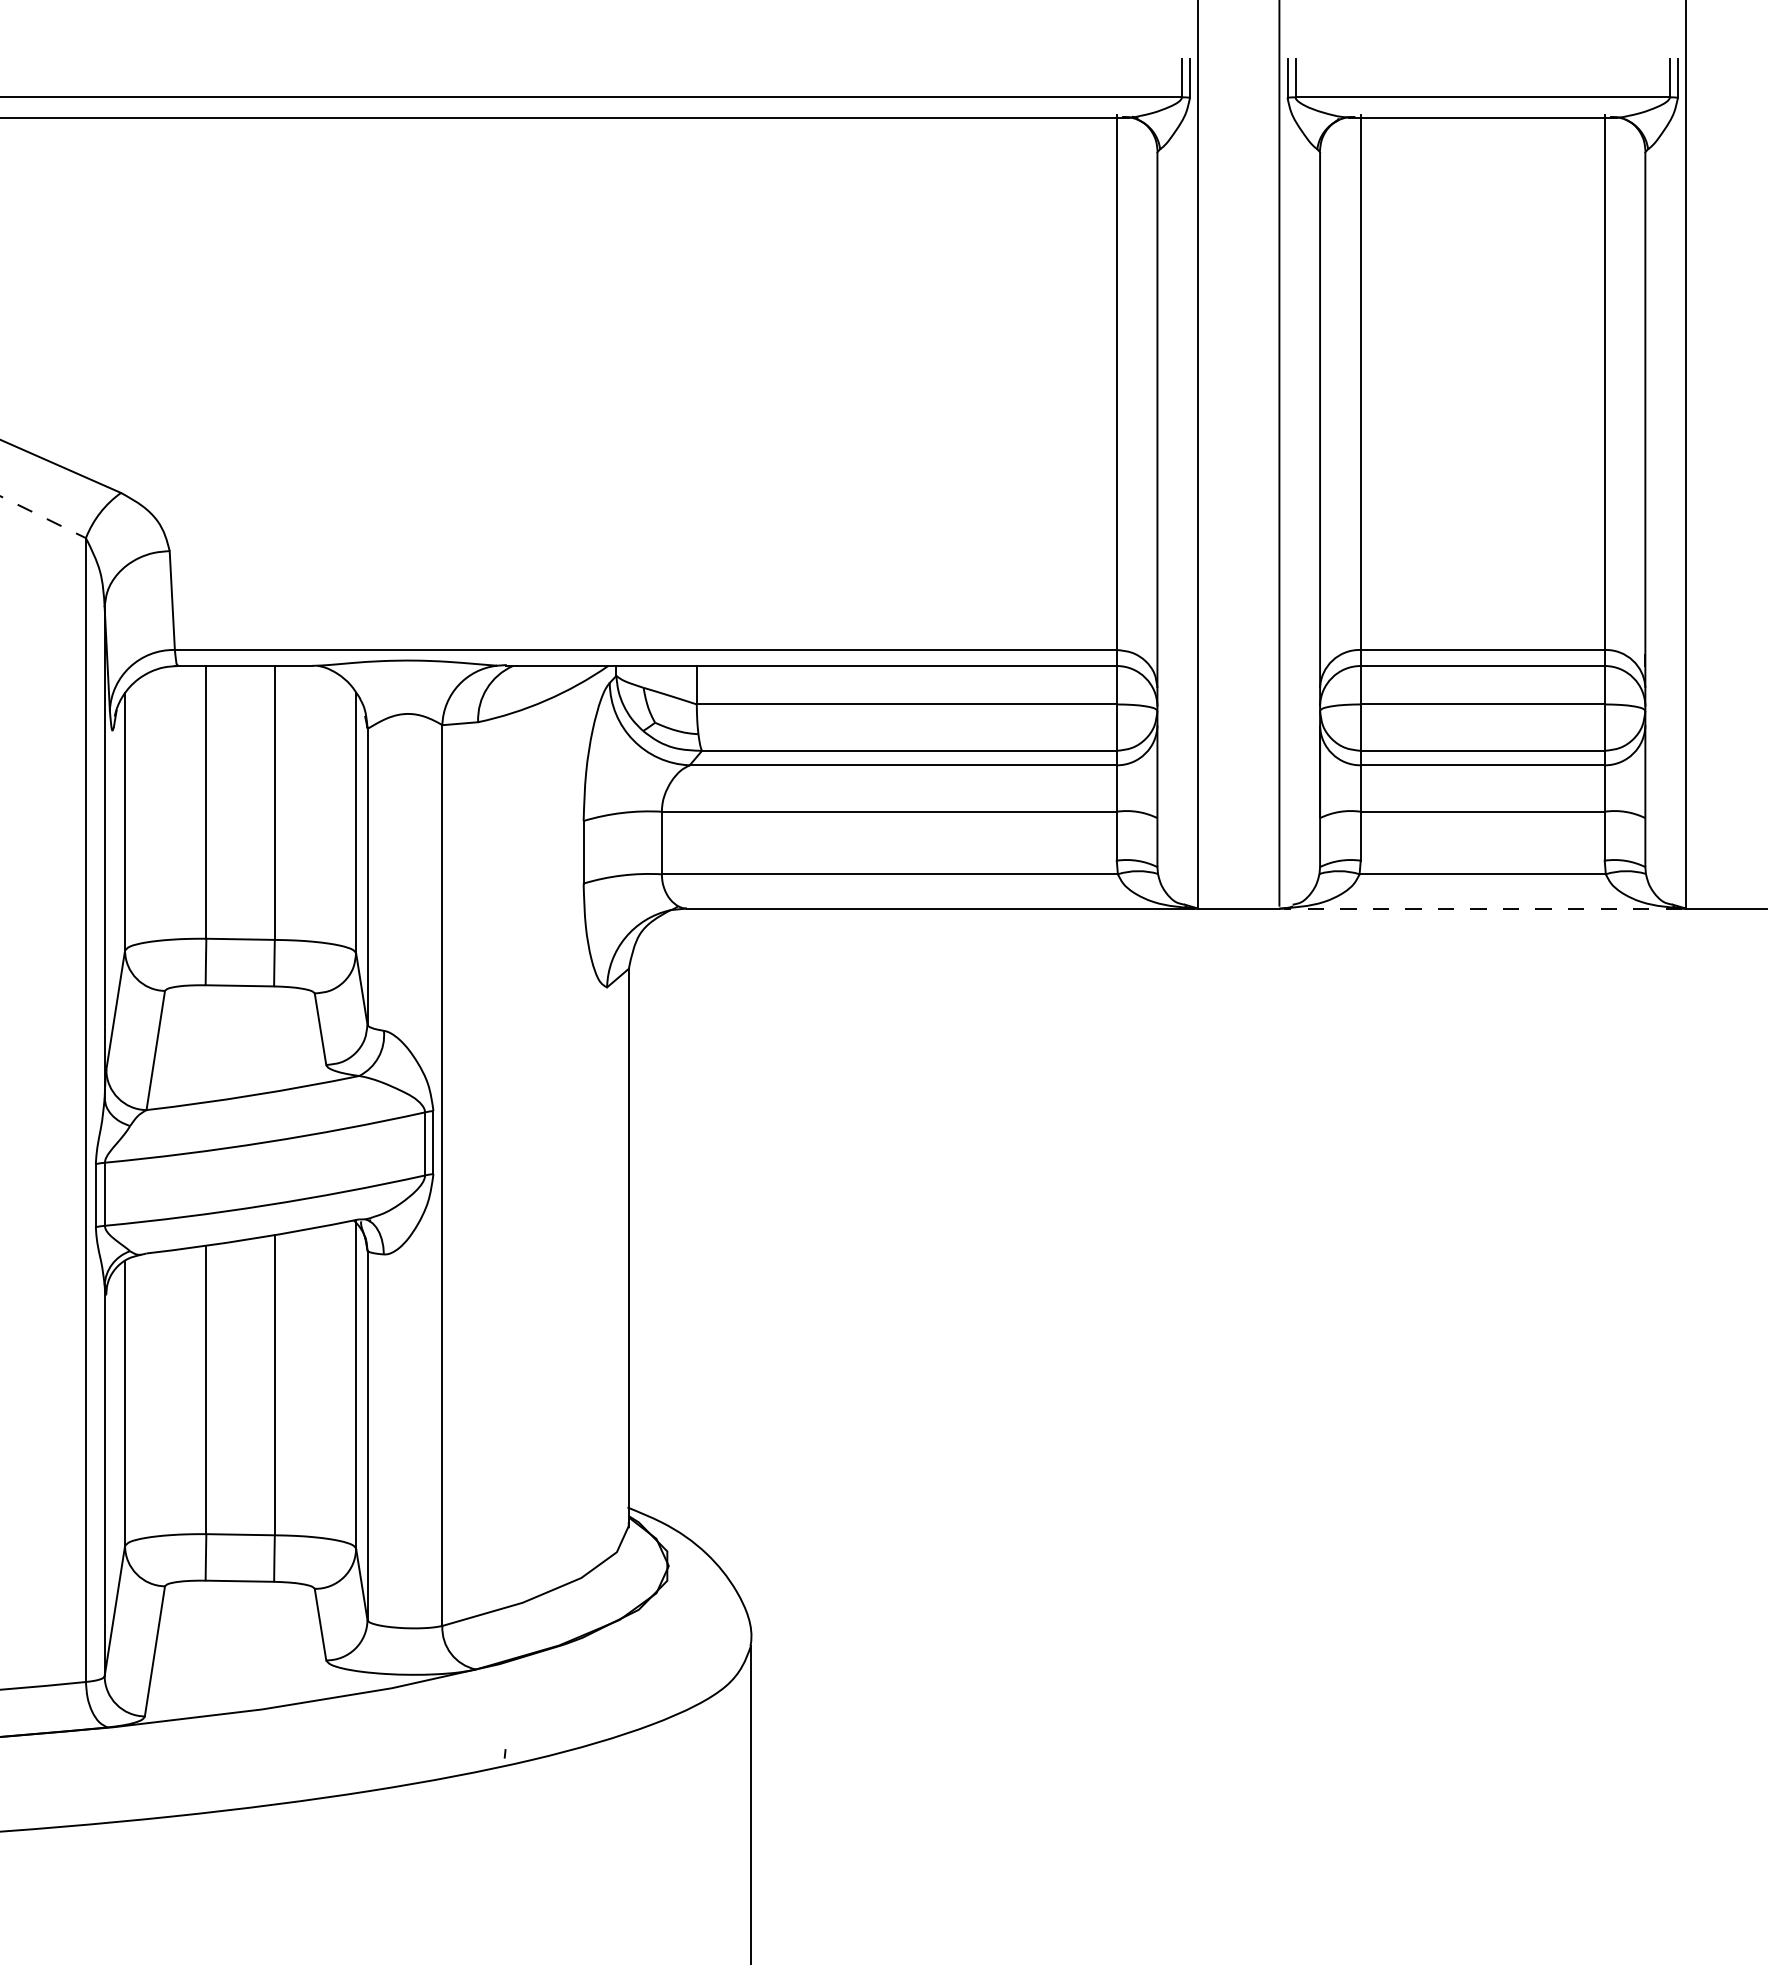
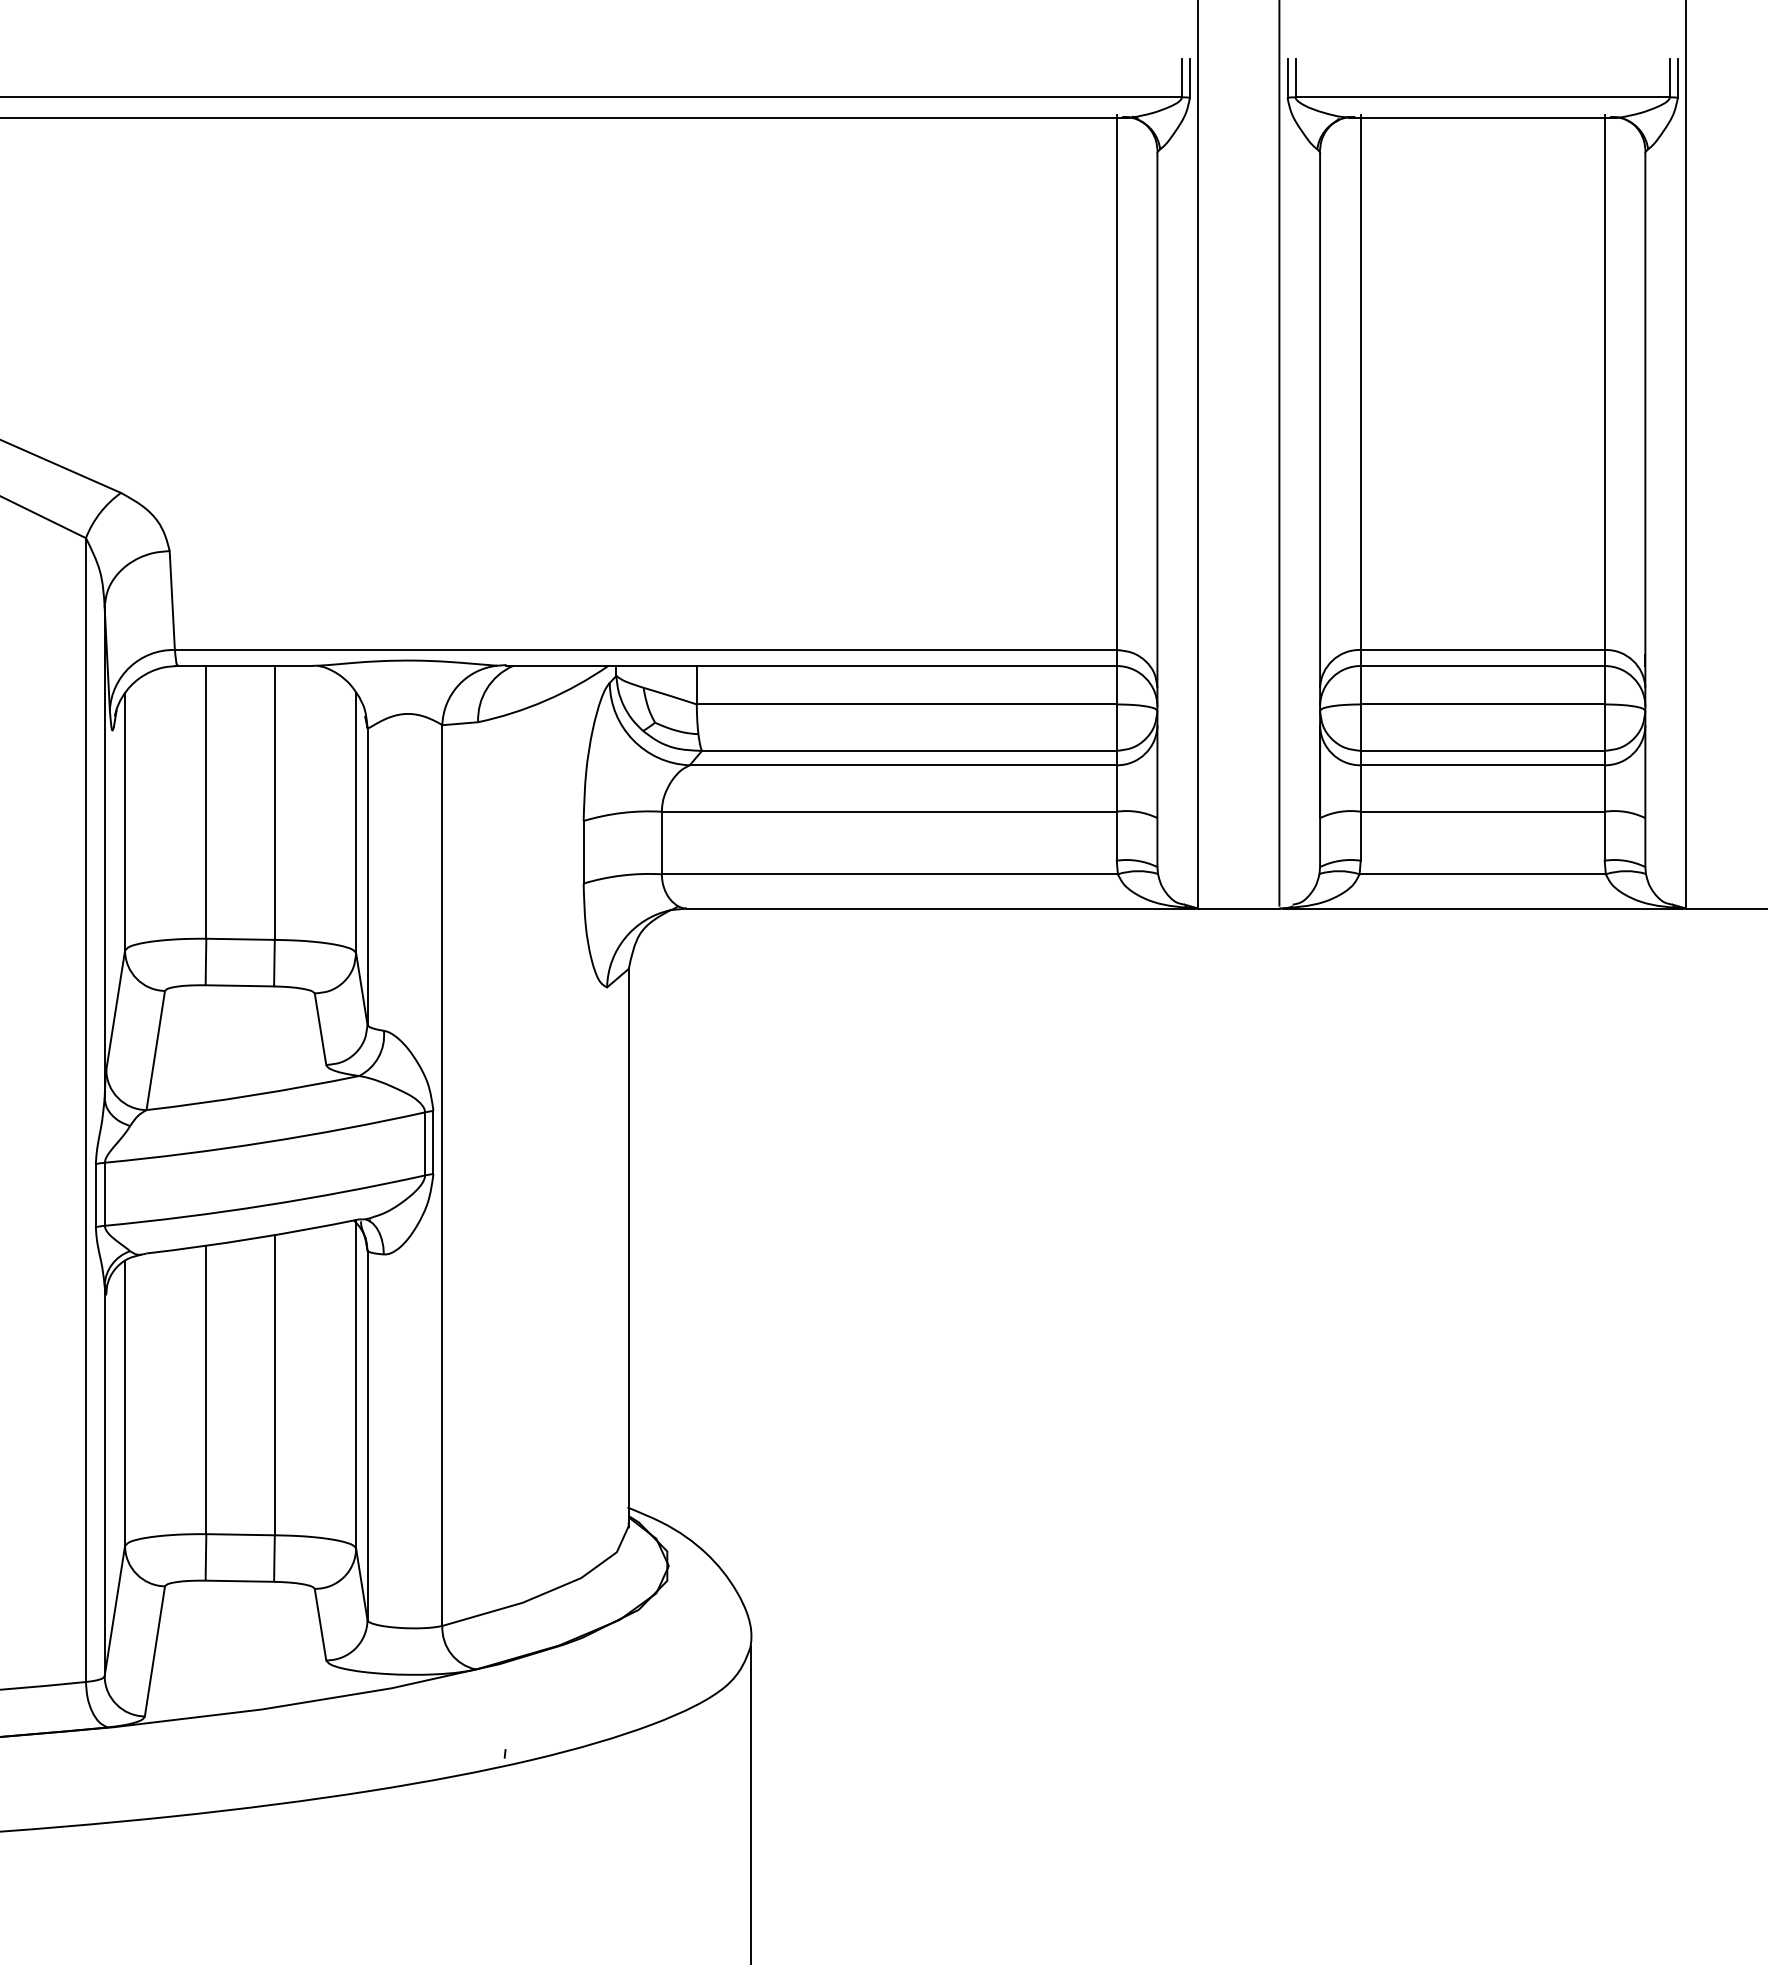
line: dashed -> solid (43, 517)
line: dashed -> solid (1482, 908)
